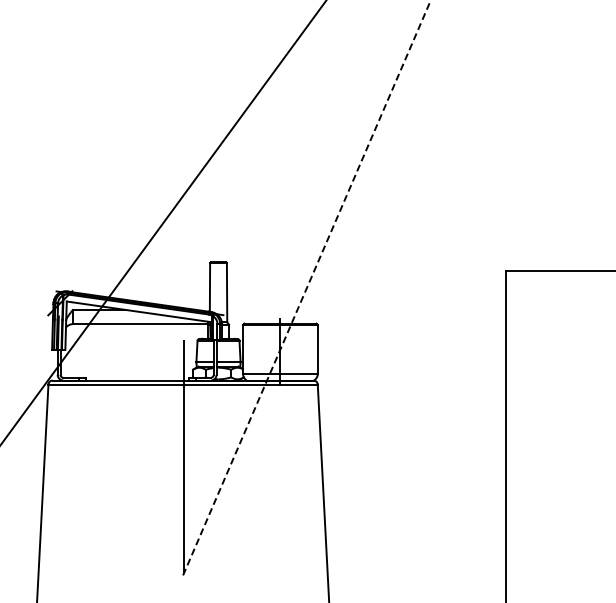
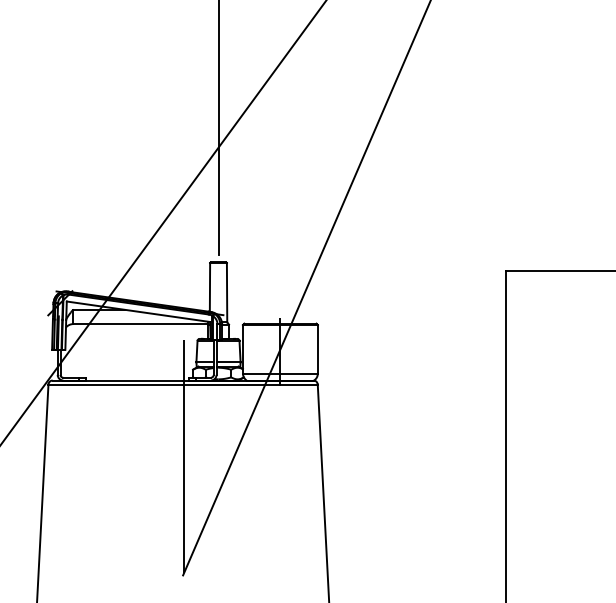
line: none -> present (218, 128)
line: dashed -> solid (306, 288)
